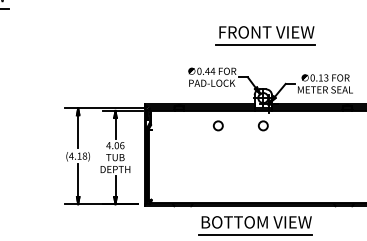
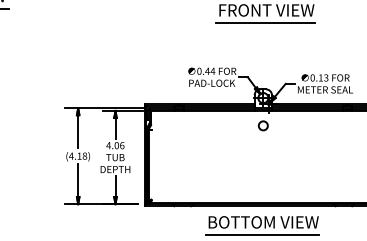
part position: (265, 35) -> (265, 13) (265, 13)
circle: present -> none (218, 125)
part position: (255, 225) -> (262, 225) (262, 225)
